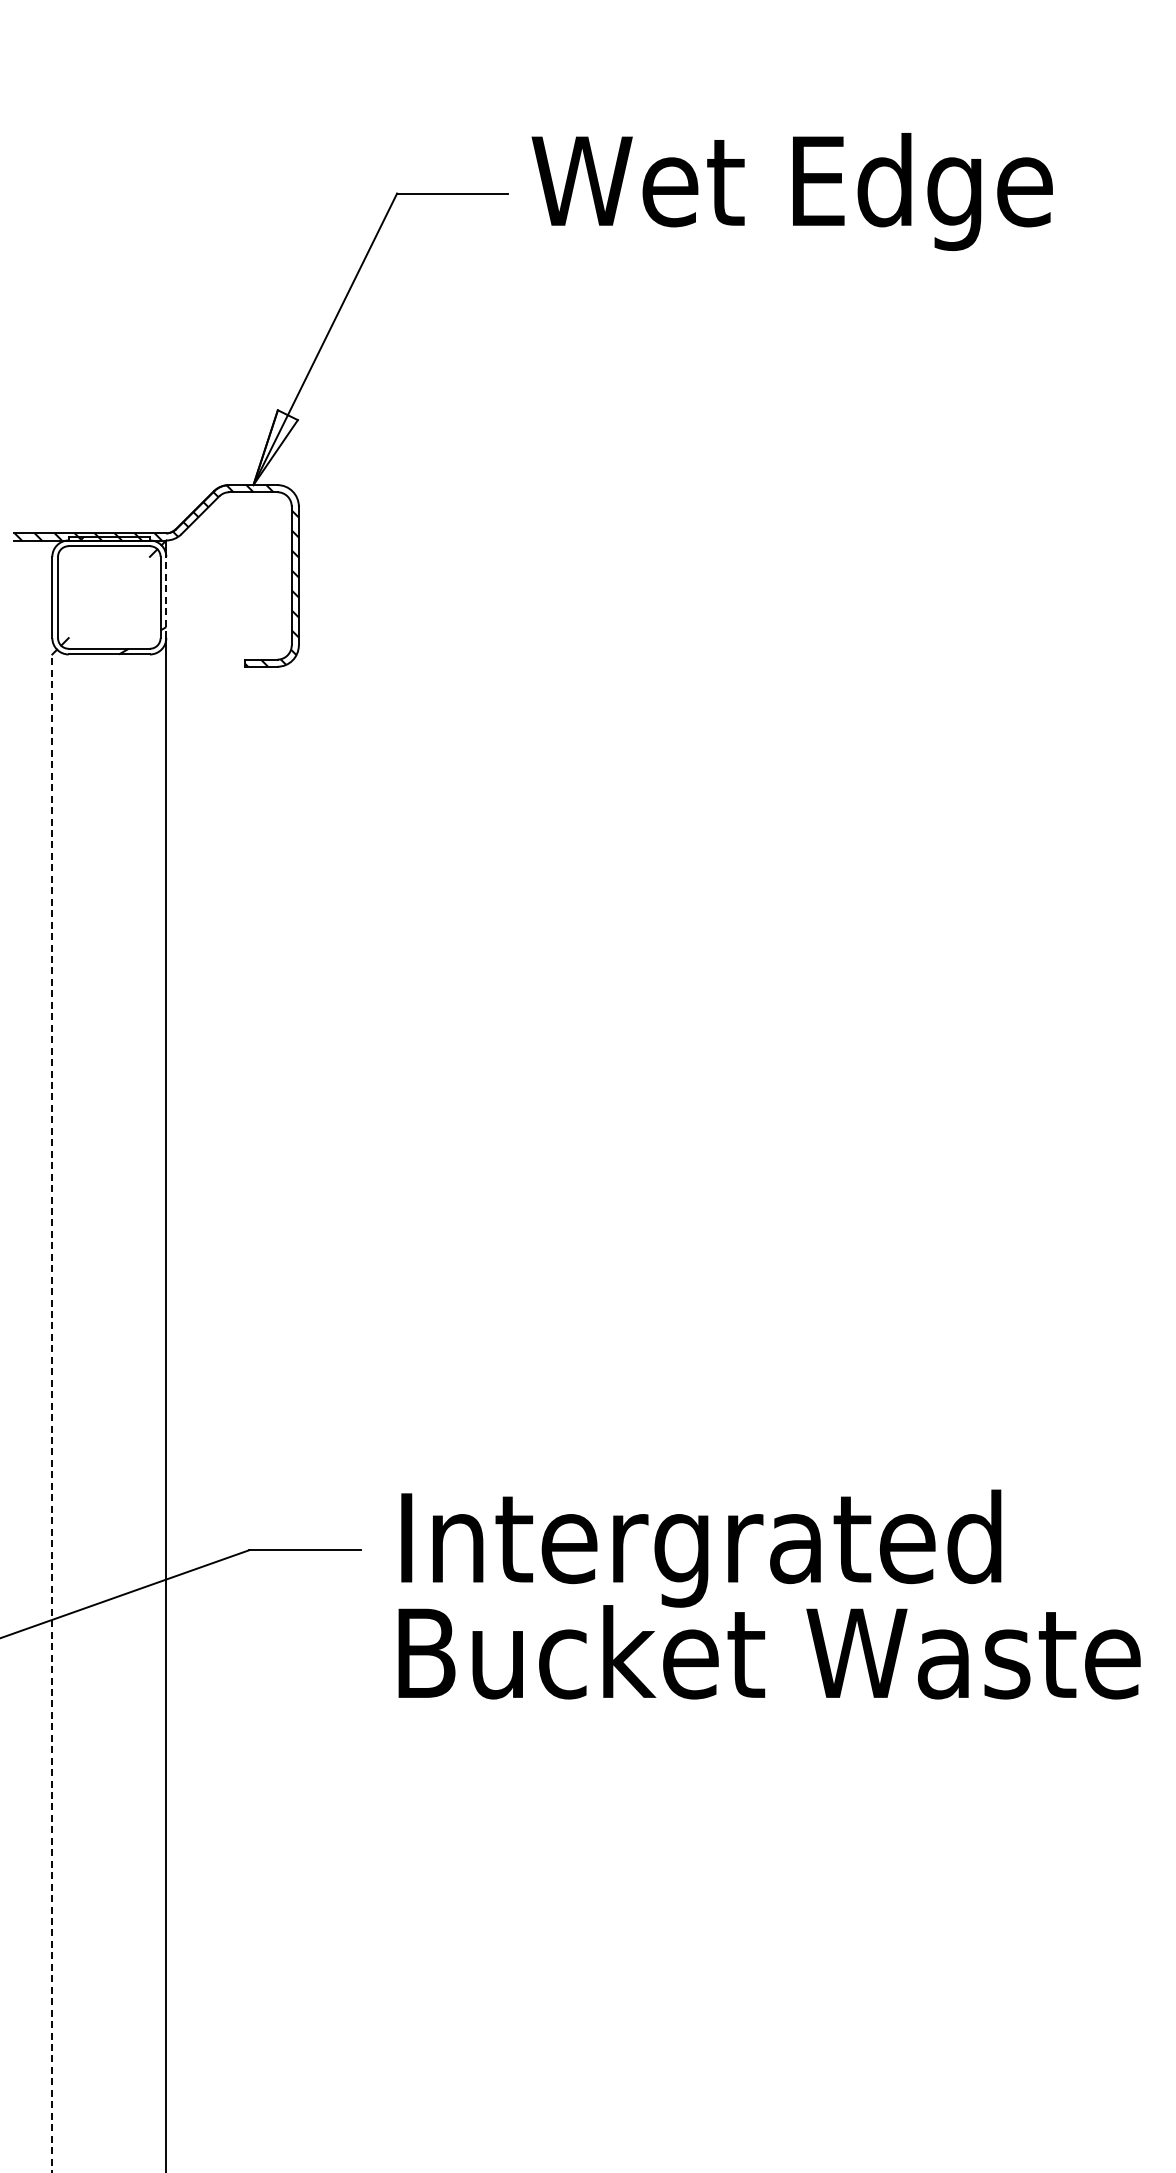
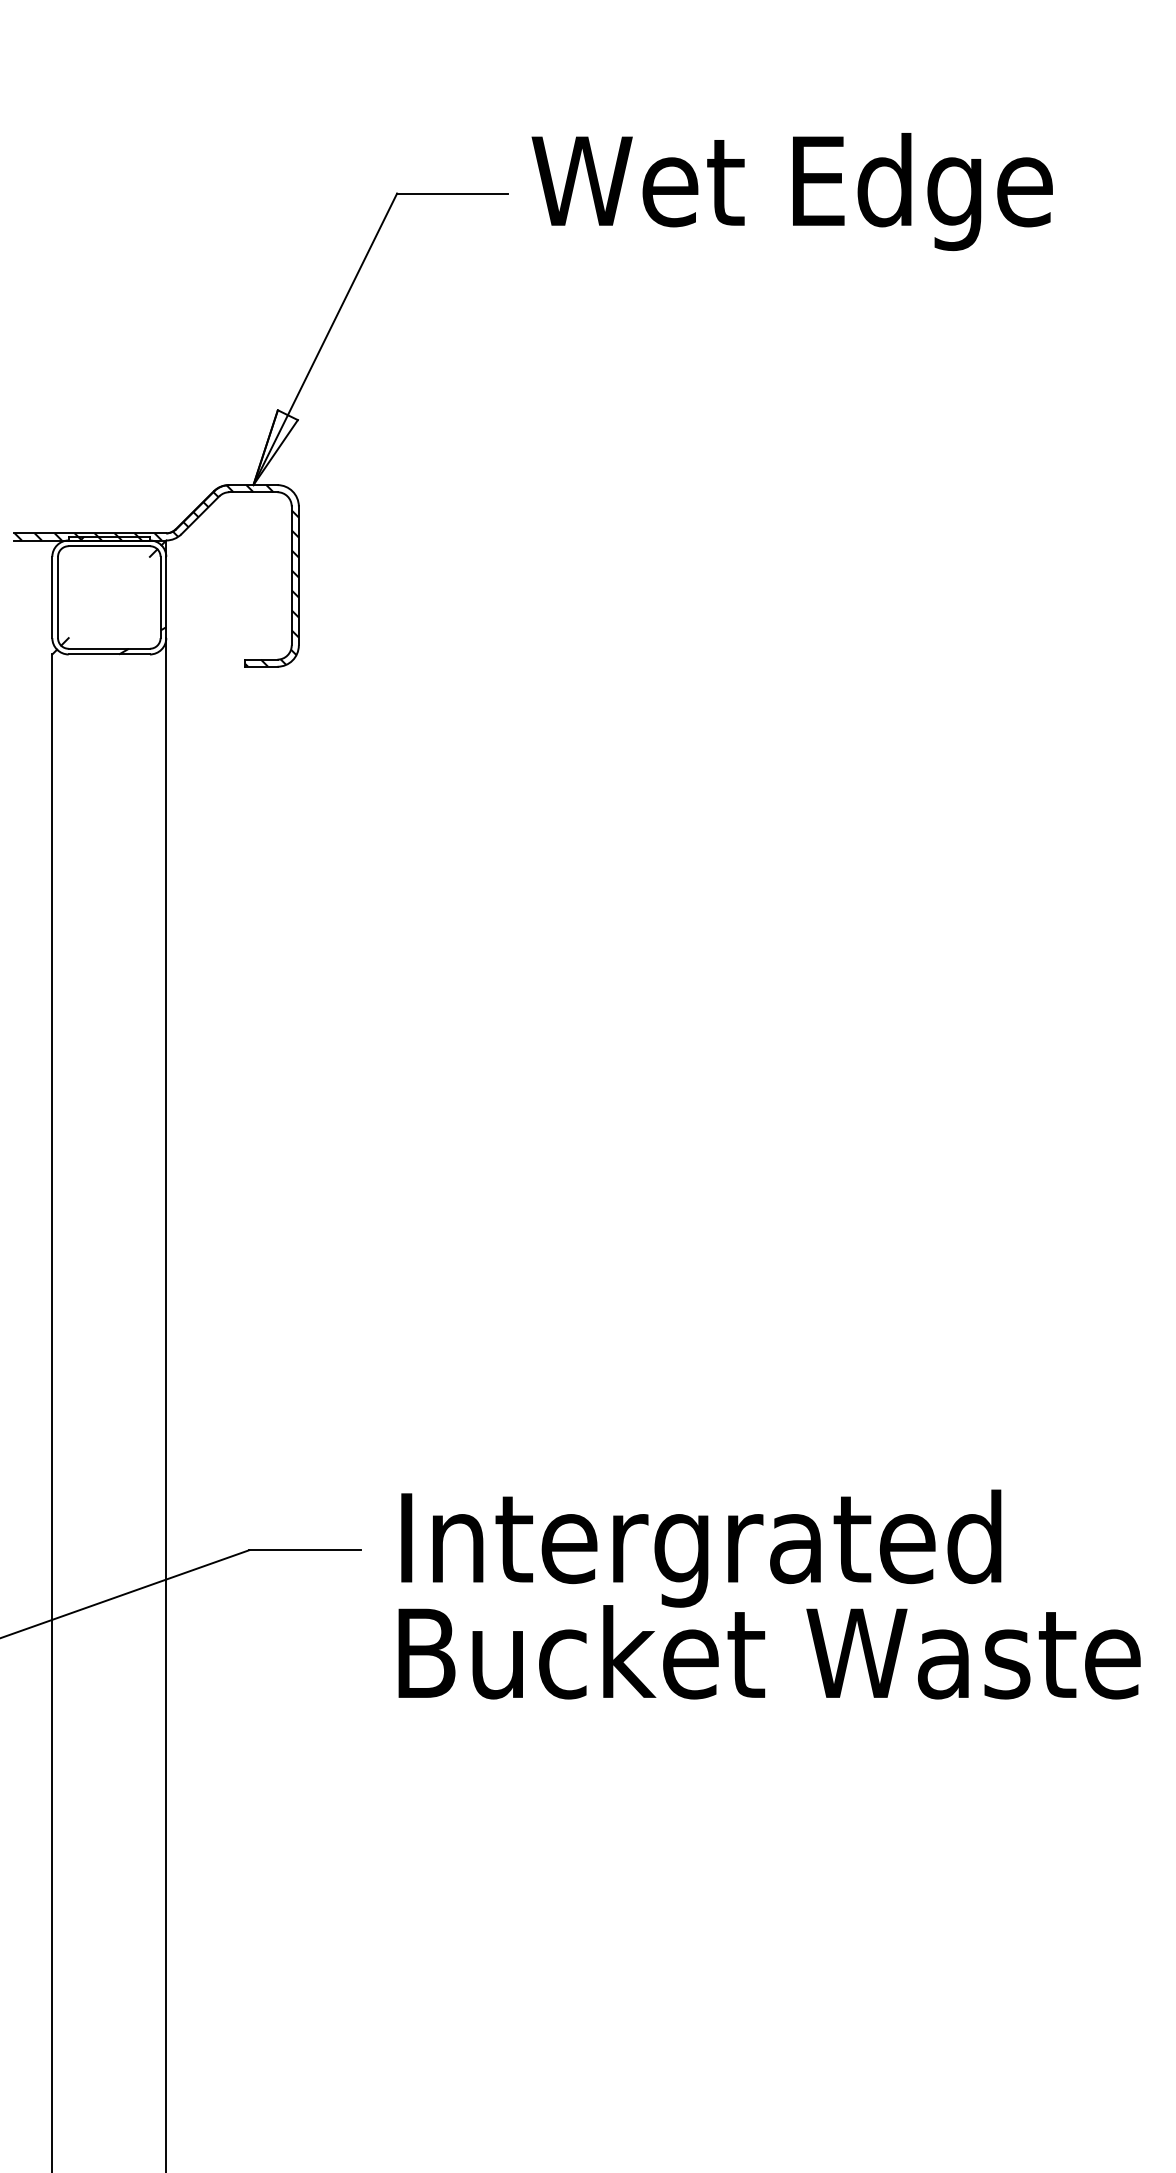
line: dashed -> solid (166, 597)
line: dashed -> solid (52, 1413)
